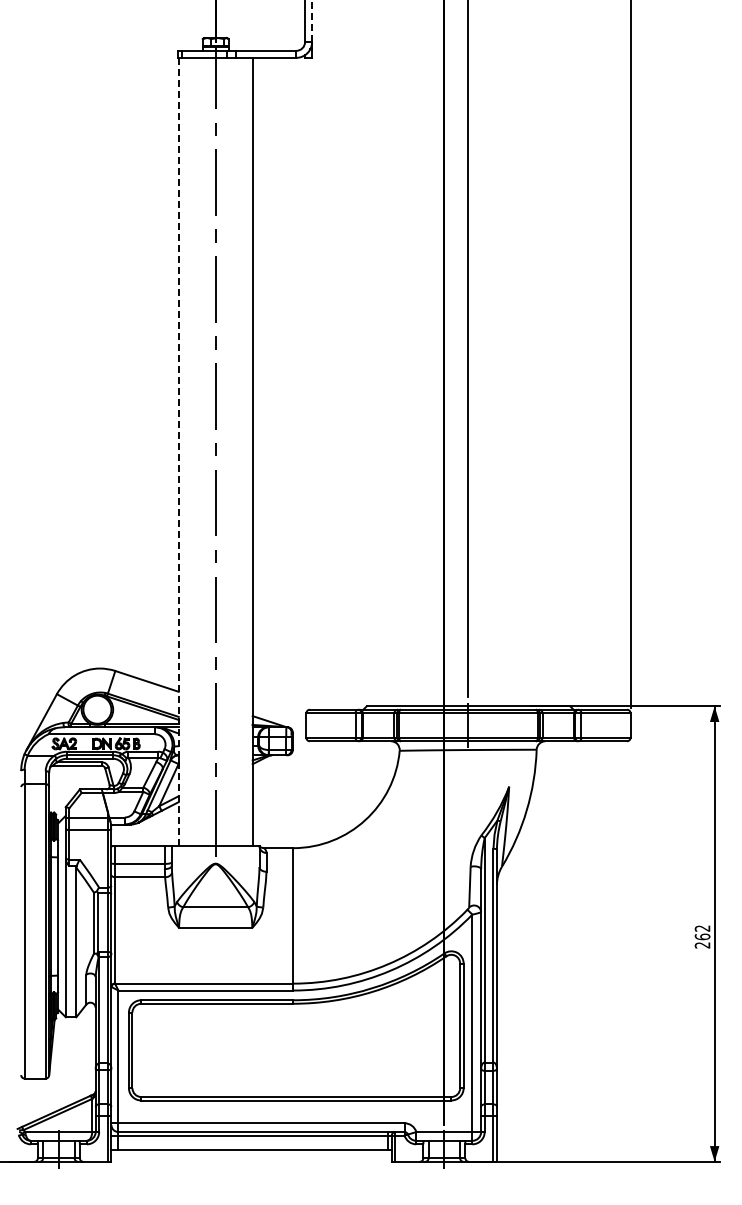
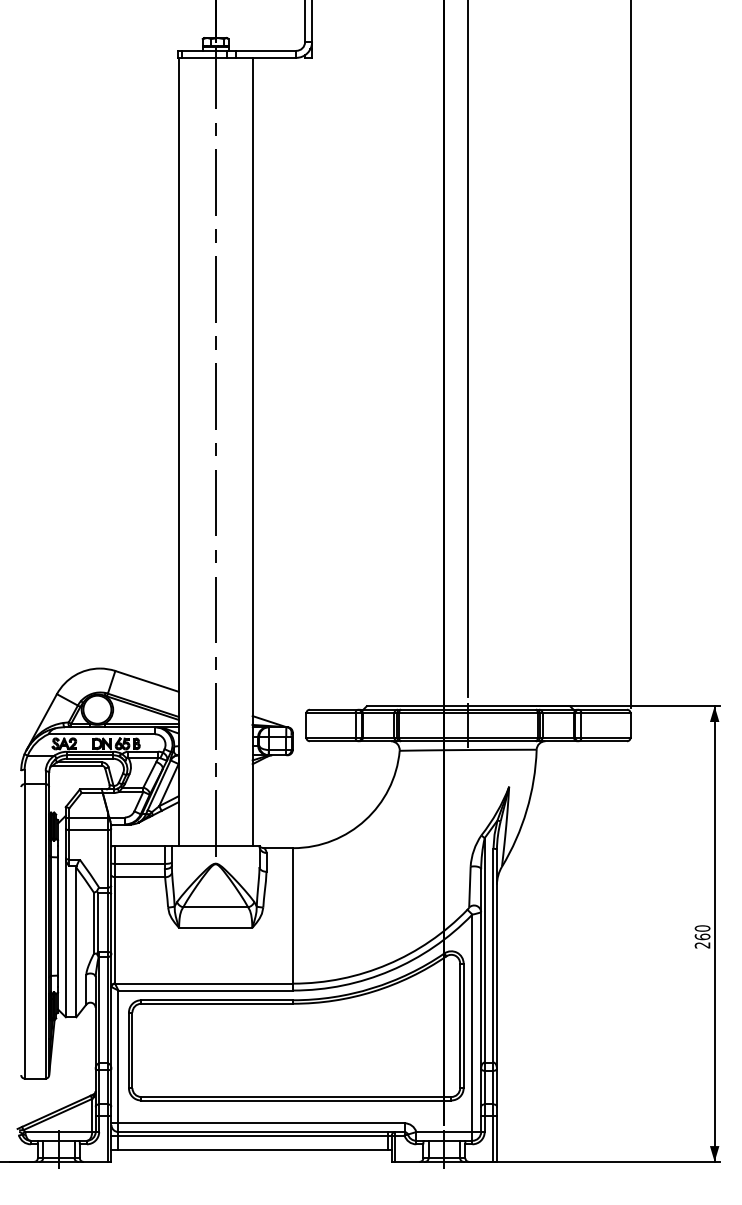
line: dashed -> solid (312, 21)
line: dashed -> solid (178, 452)
text: 262 -> 260 (702, 928)
